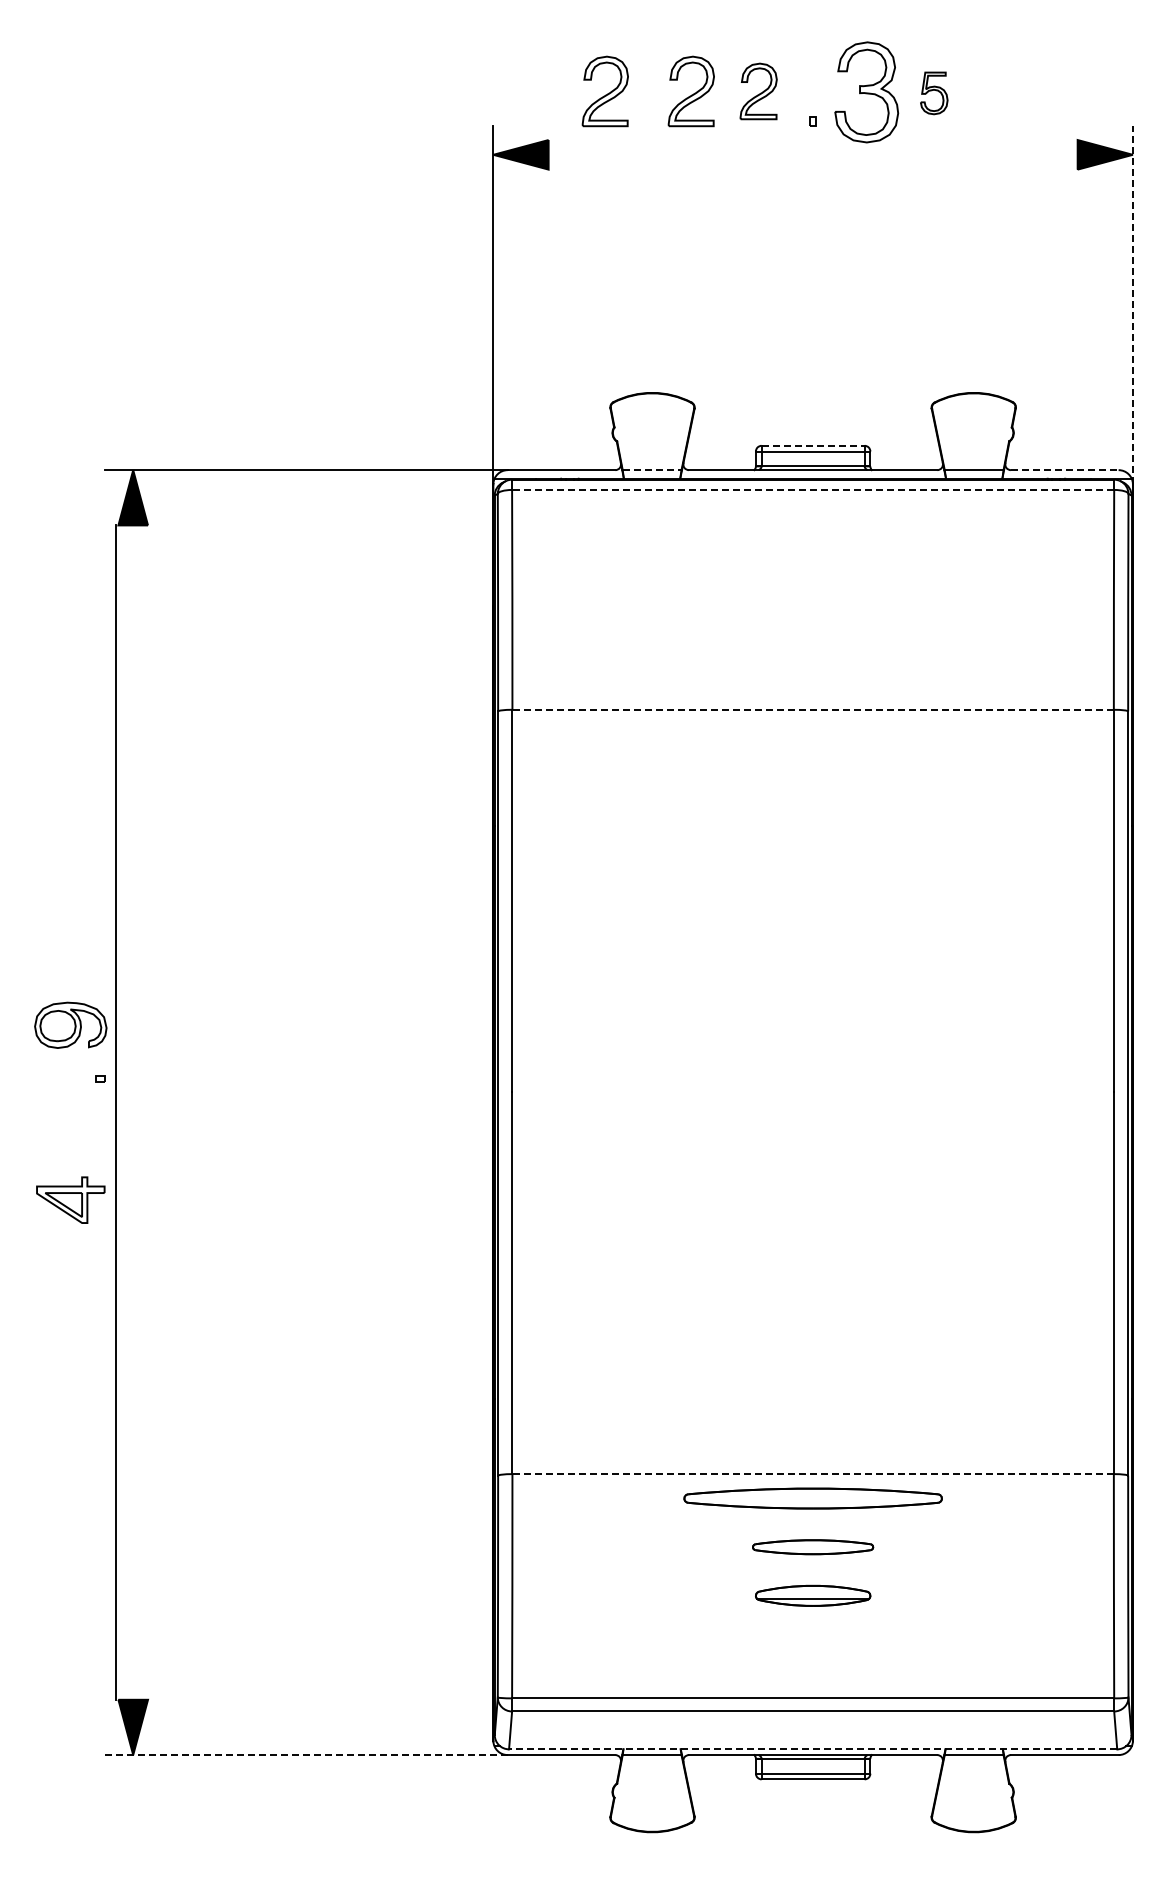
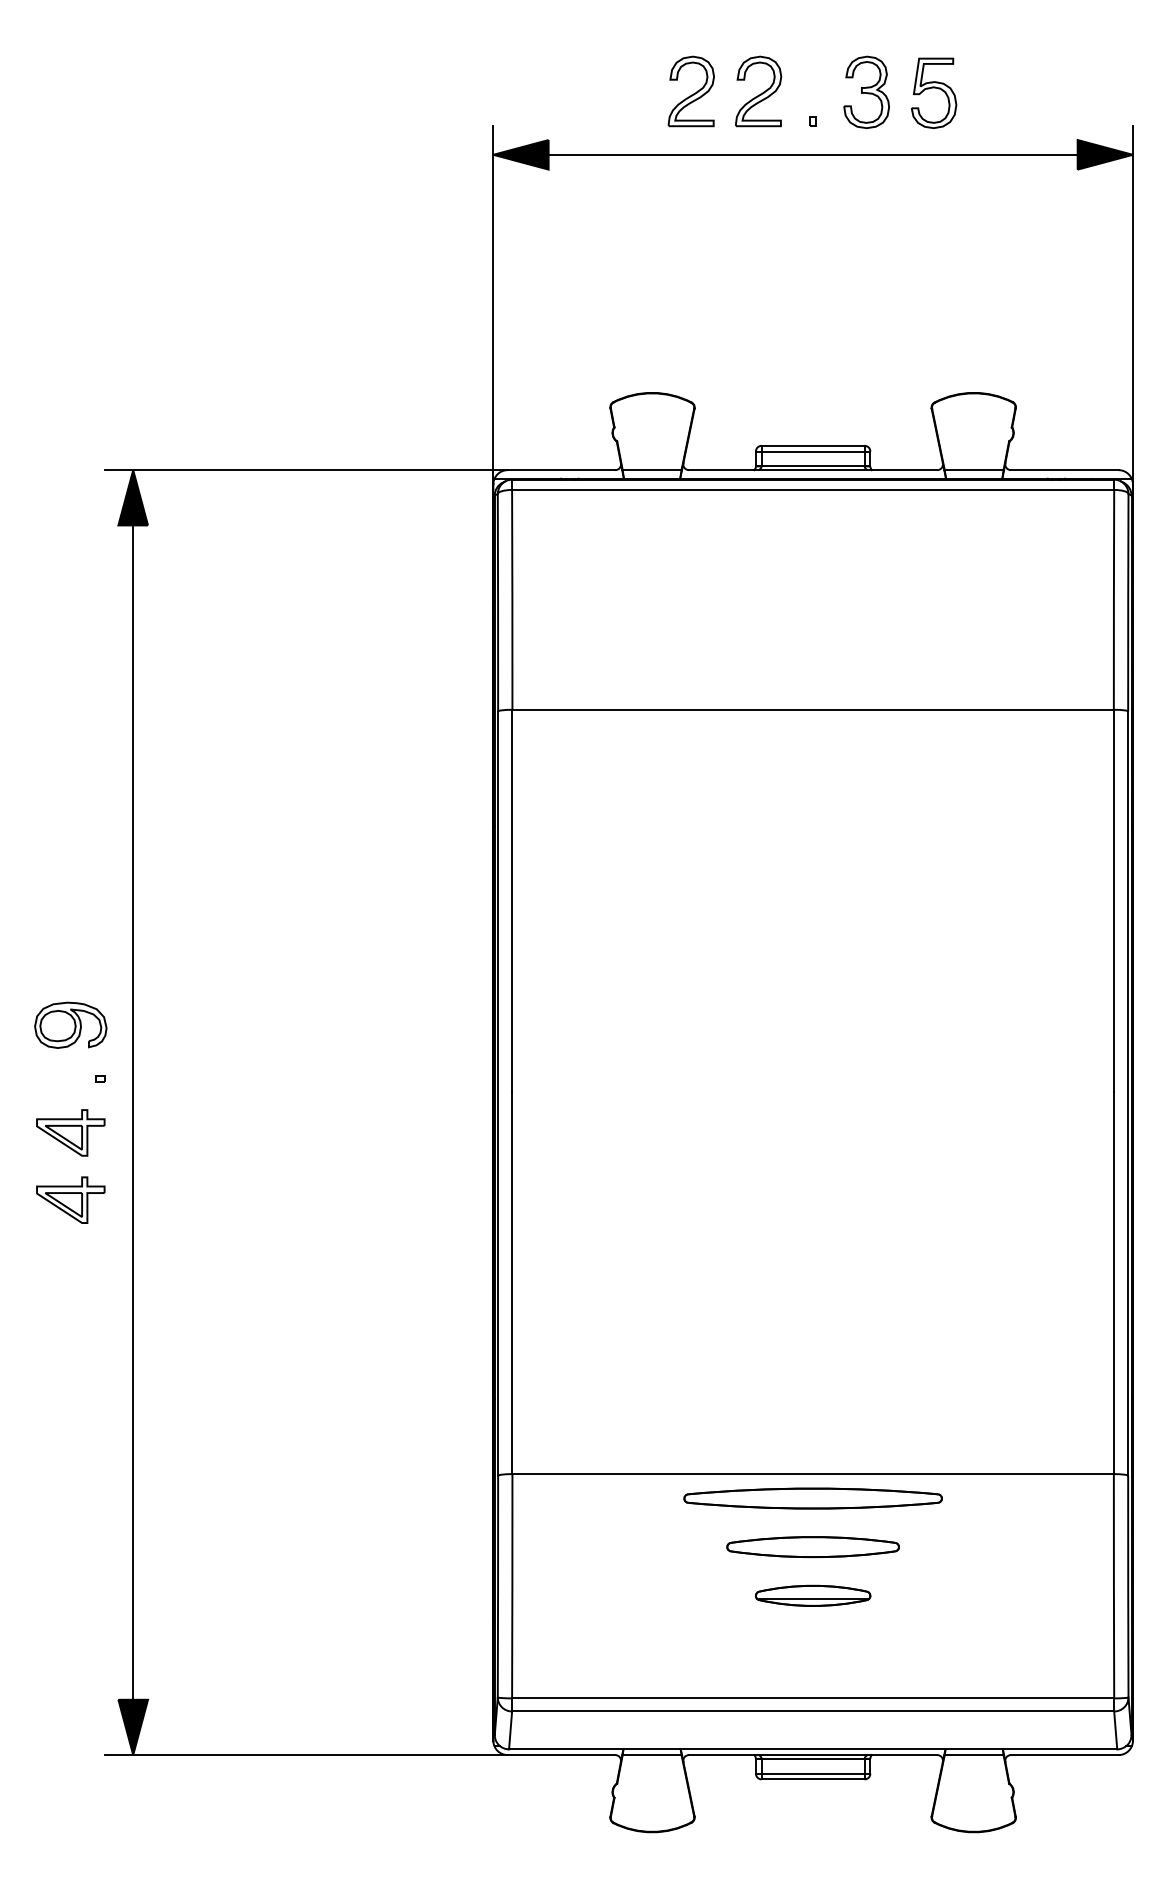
part: present -> none (604, 91)
part size: 39x59 px -> 48x73 px (758, 91)
part size: 66x103 px -> 47x75 px (866, 92)
part size: 29x45 px -> 47x73 px (934, 93)
line: none -> present (812, 154)
line: dashed -> solid (1132, 304)
line: dashed -> solid (813, 445)
line: dashed -> solid (652, 470)
line: dashed -> solid (1064, 470)
line: dashed -> solid (812, 489)
line: dashed -> solid (813, 709)
line position: (116, 1112) -> (133, 1112) (133, 1112)
part: none -> present (70, 1132)
line: dashed -> solid (813, 1474)
part size: 123x17 px -> 174x23 px (812, 1547)
line: dashed -> solid (812, 1749)
line: dashed -> solid (306, 1755)
